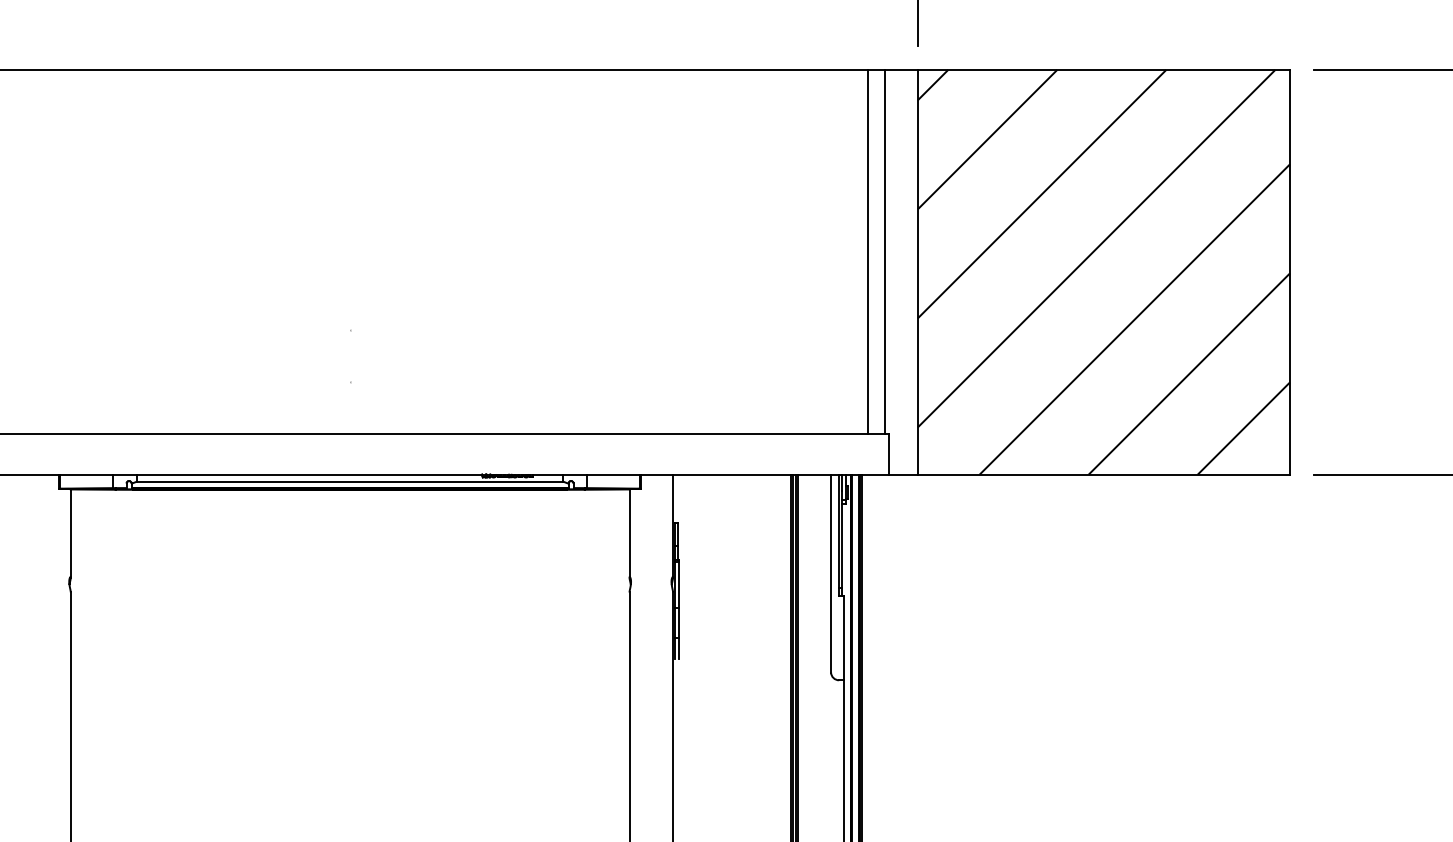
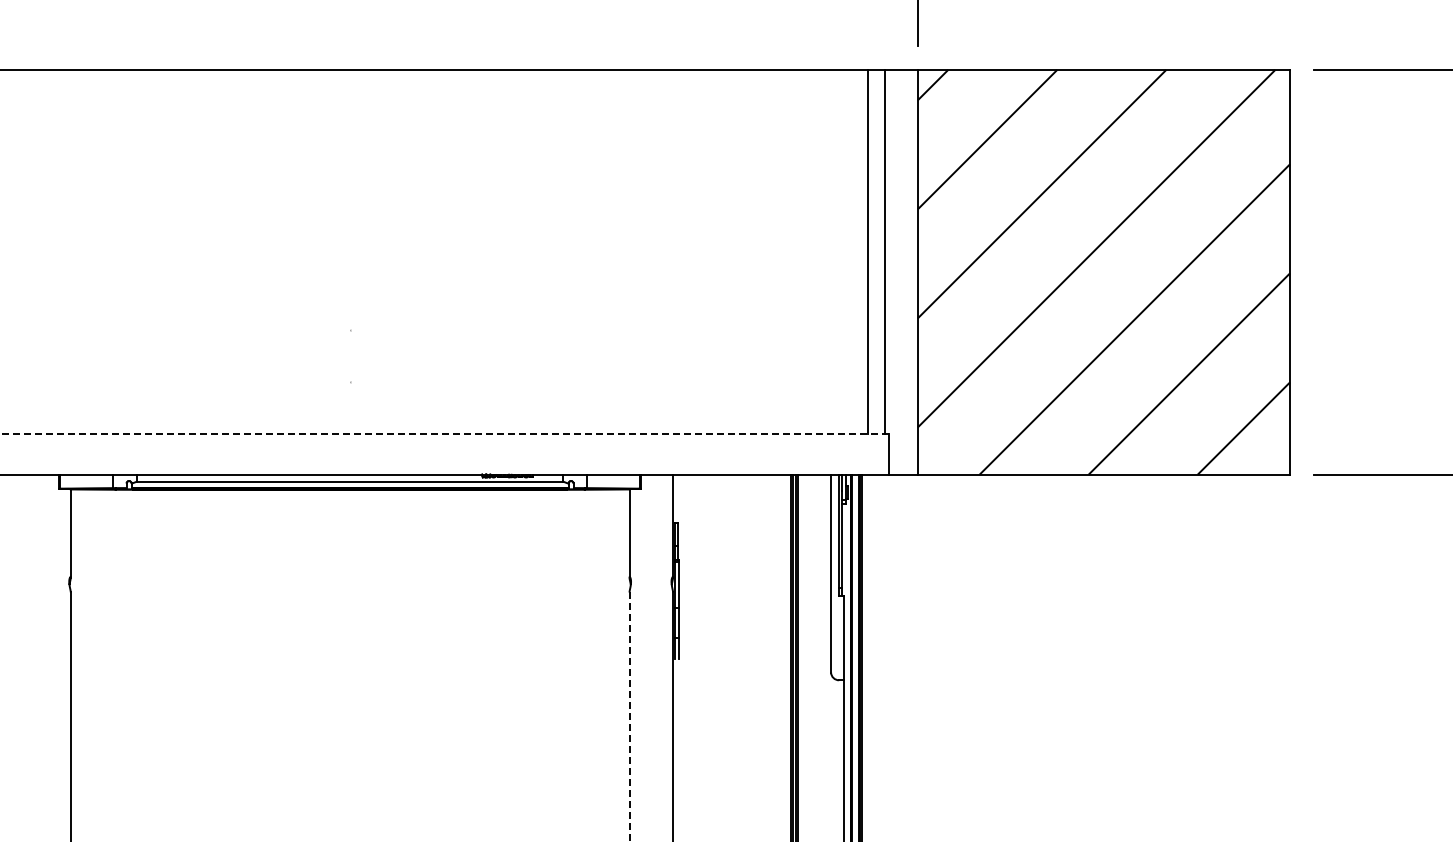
line: solid -> dashed (444, 434)
line: solid -> dashed (629, 717)
